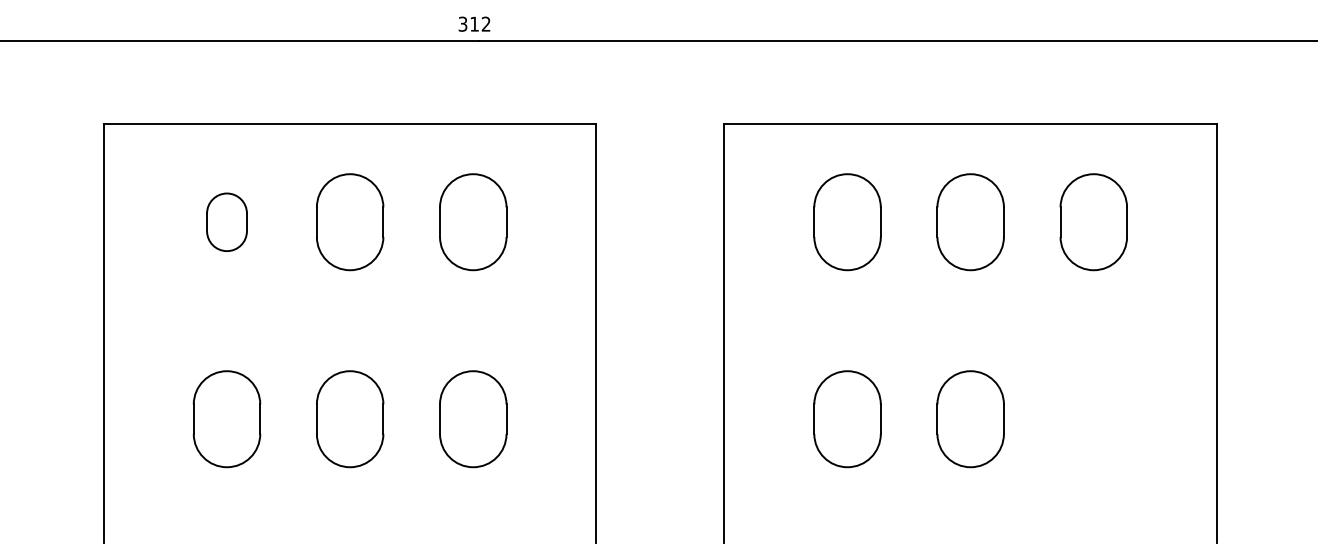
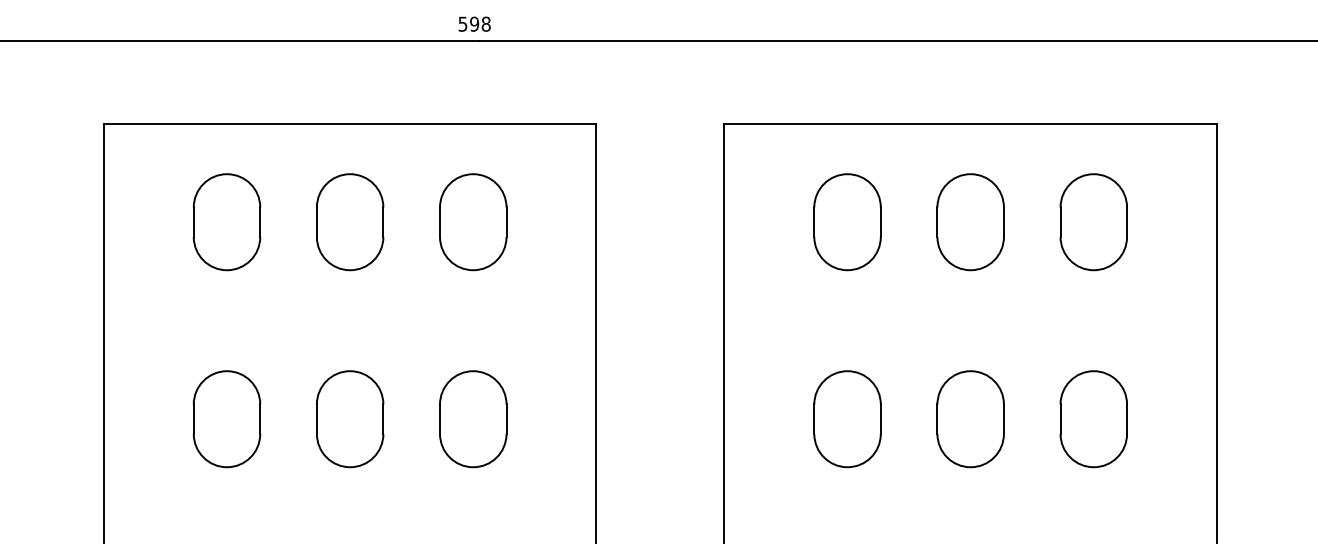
text: 312 -> 598 (474, 23)
part size: 42x60 px -> 70x99 px (226, 222)
part: none -> present (1093, 419)
